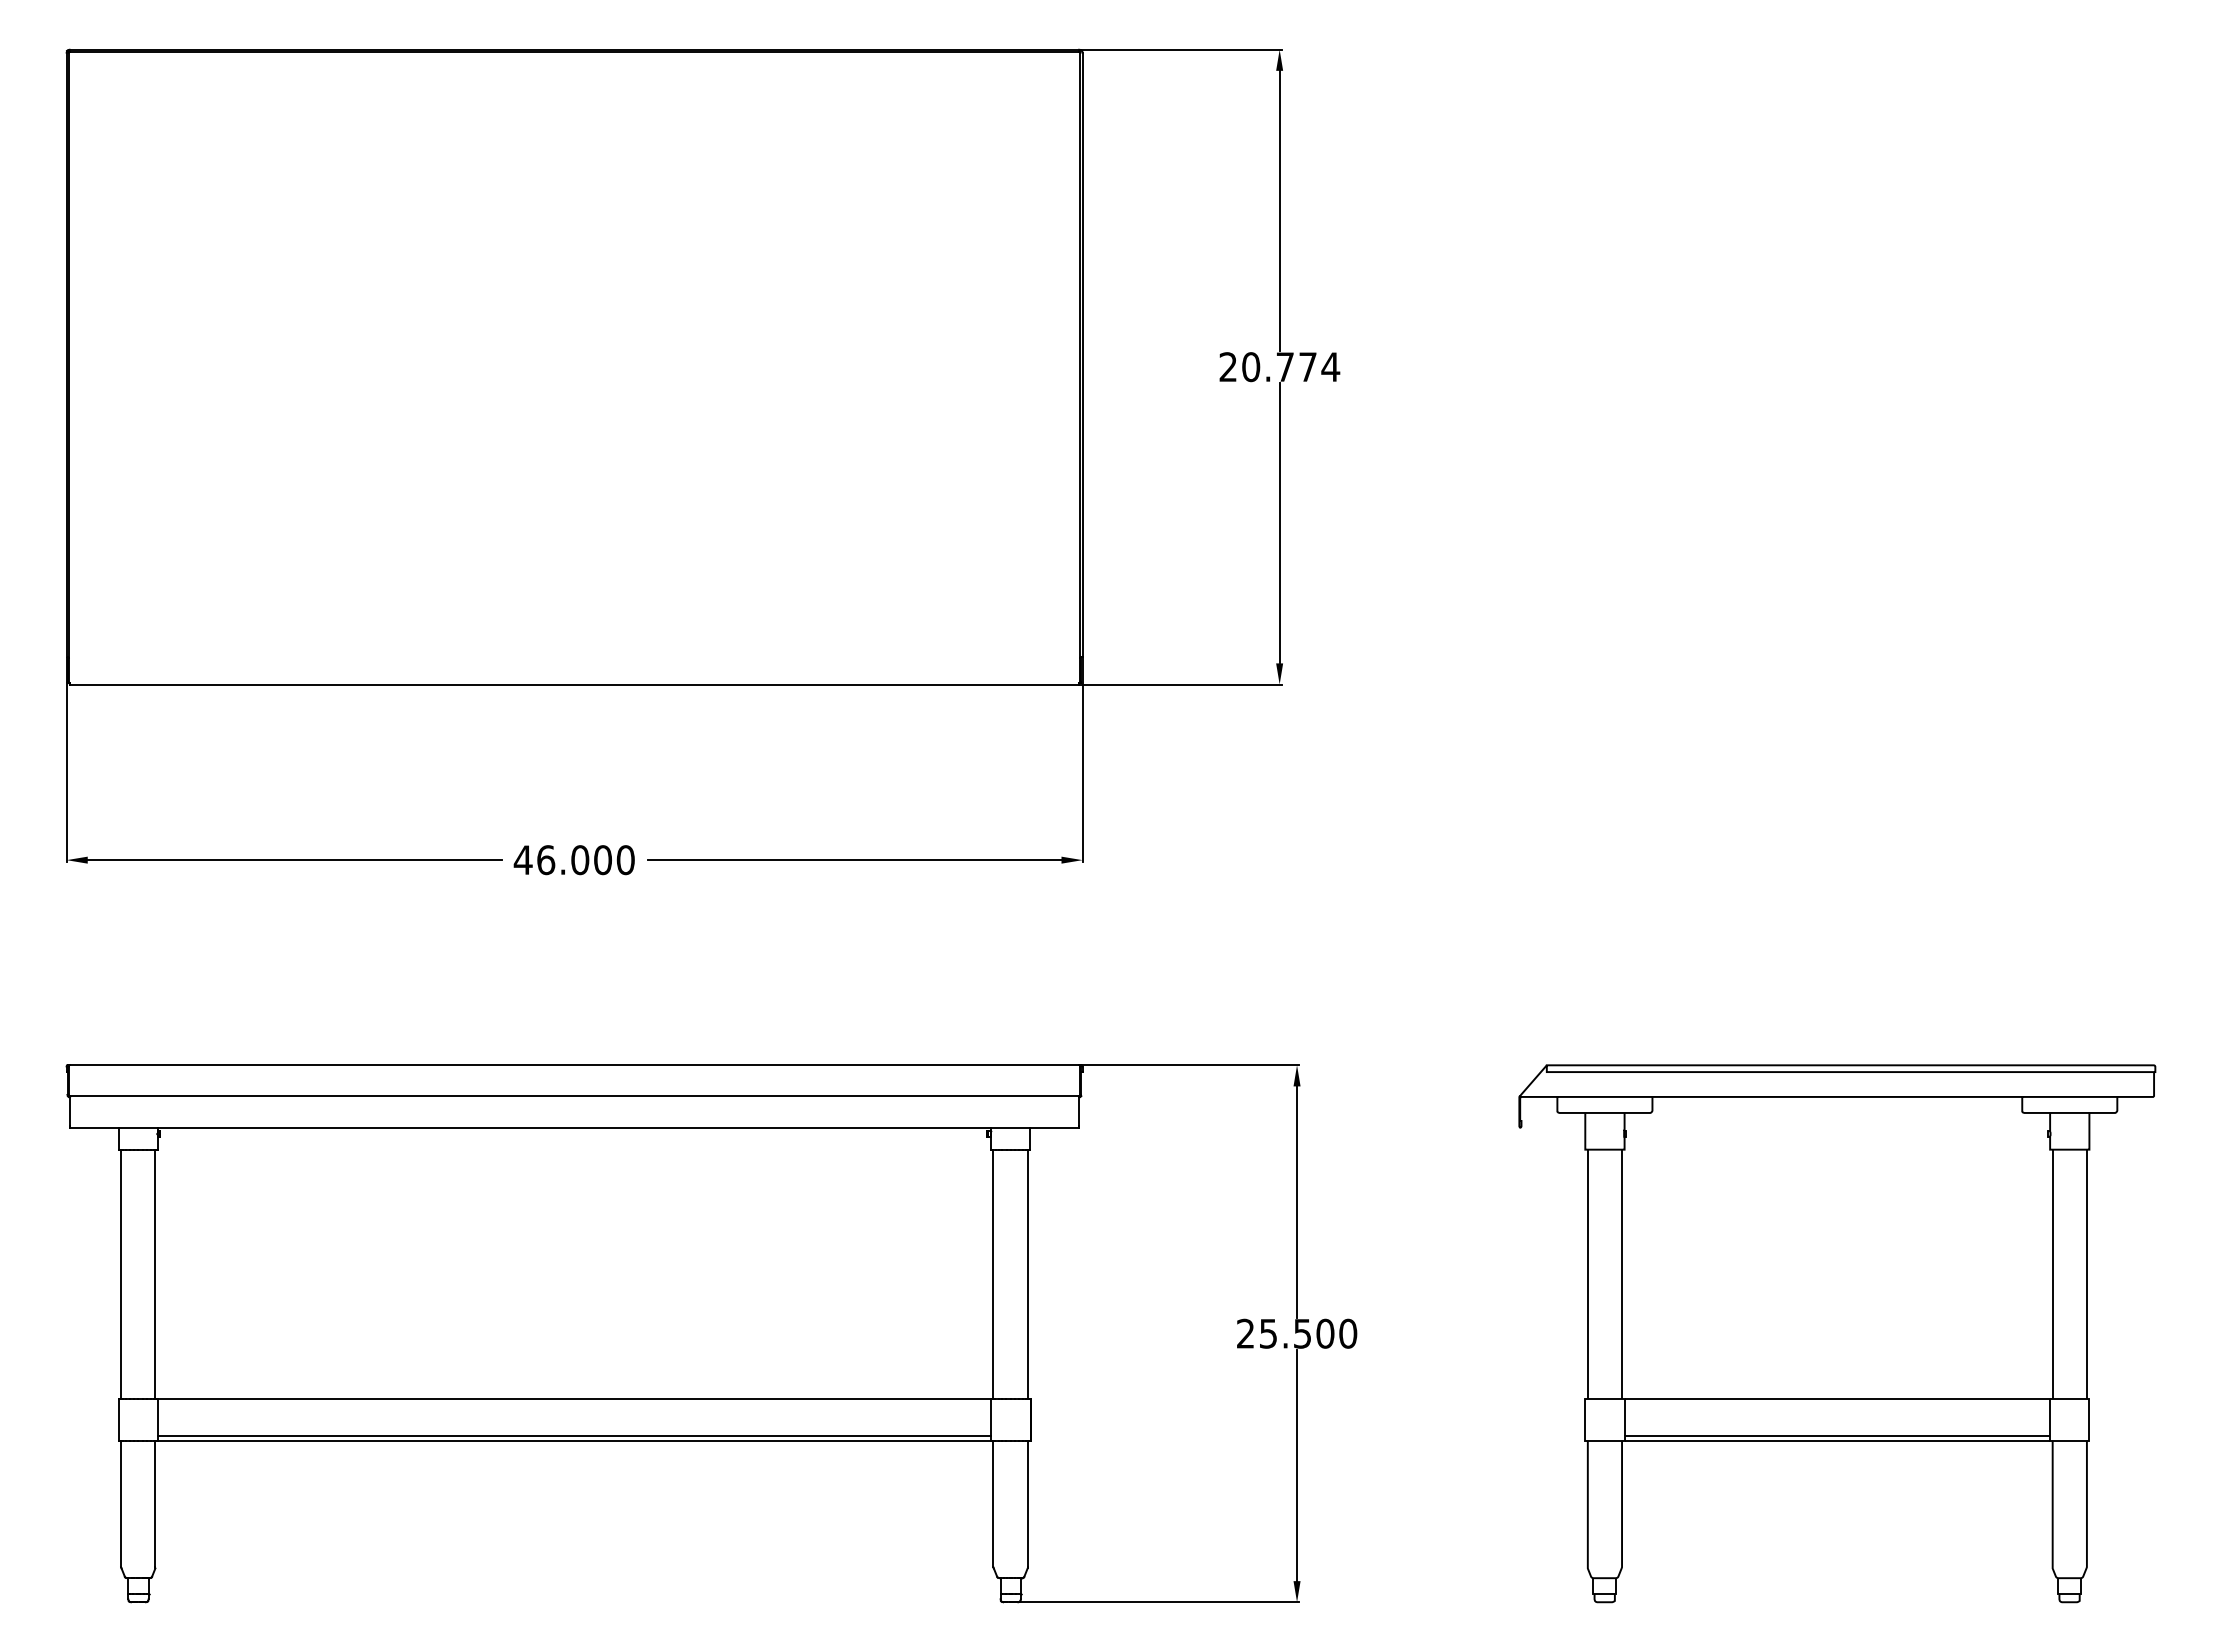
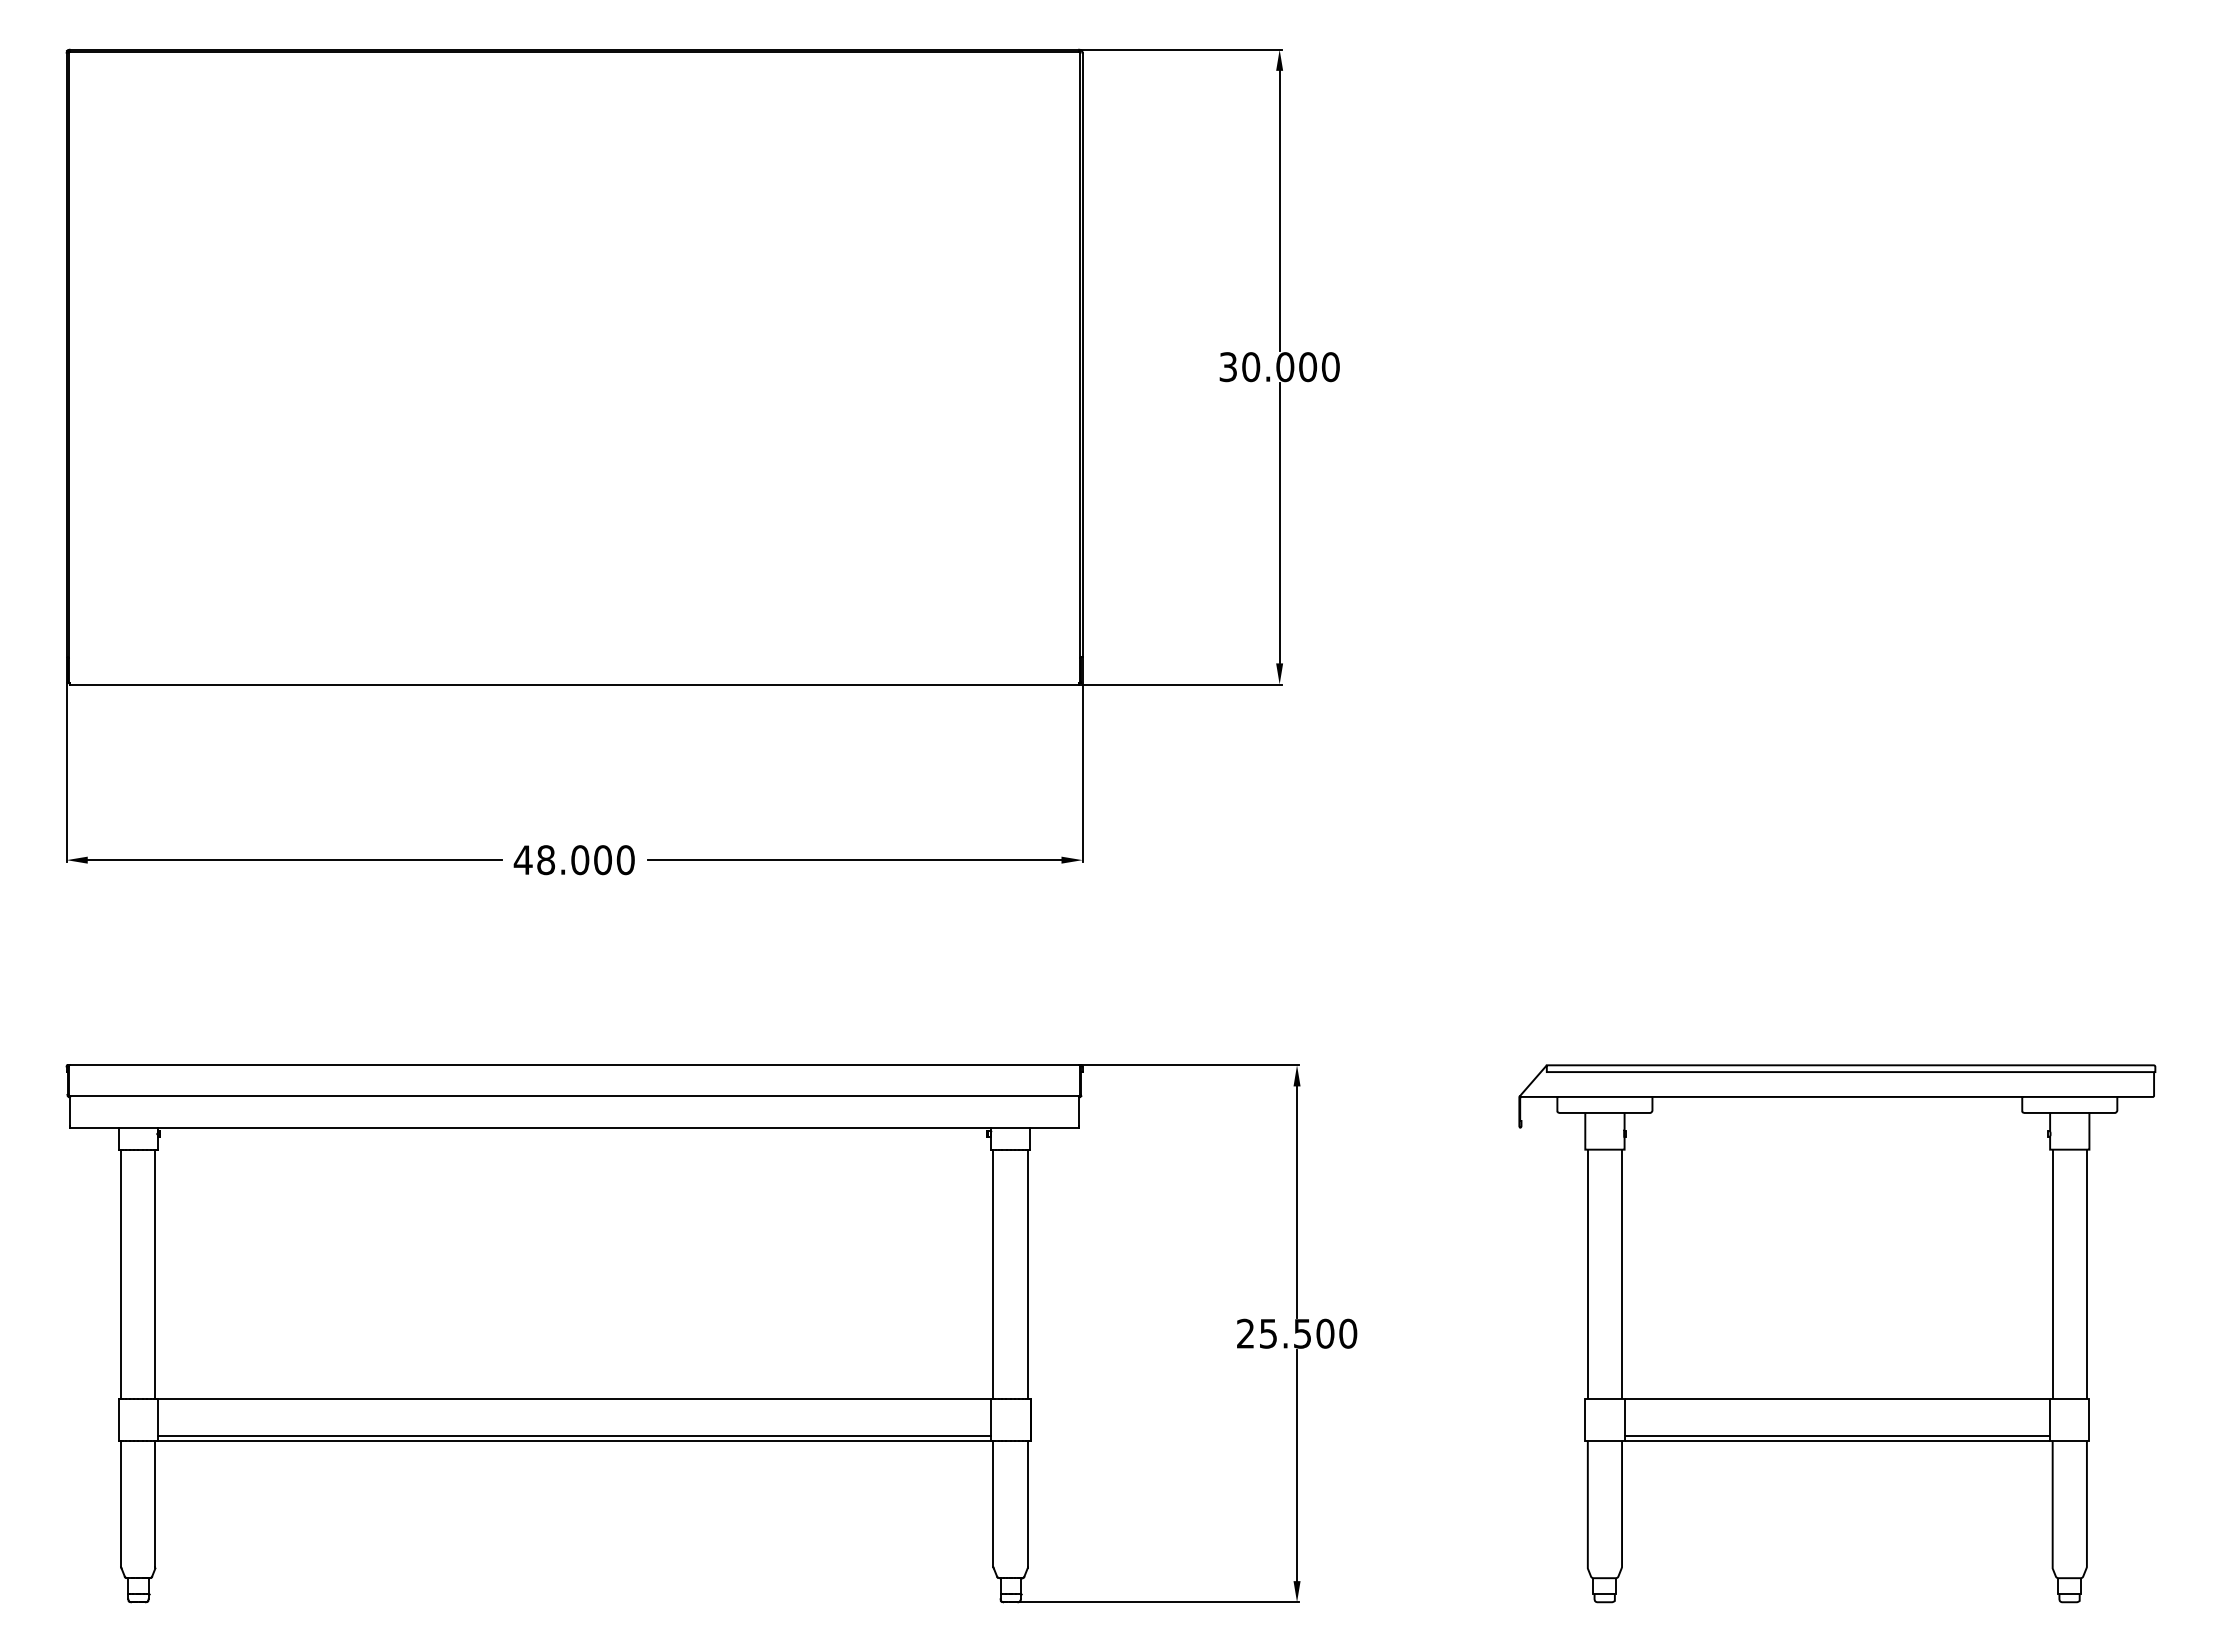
text: 20.774 -> 30.000 (1279, 367)
text: 46.000 -> 48.000 (546, 860)
